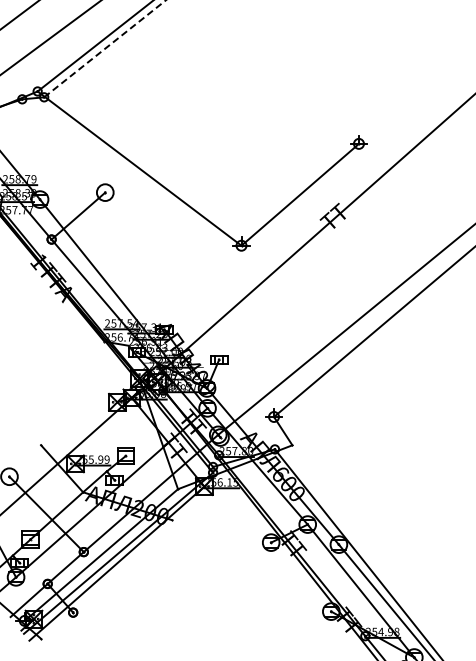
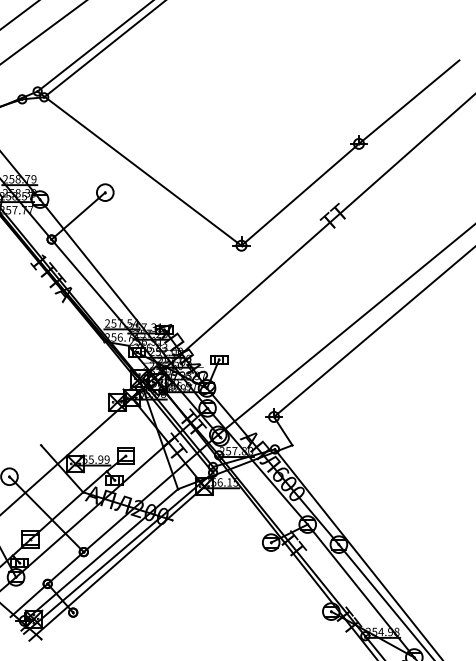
line position: (50, 37) -> (43, 32) (43, 32)
line: dashed -> solid (105, 48)
line: none -> present (408, 101)
